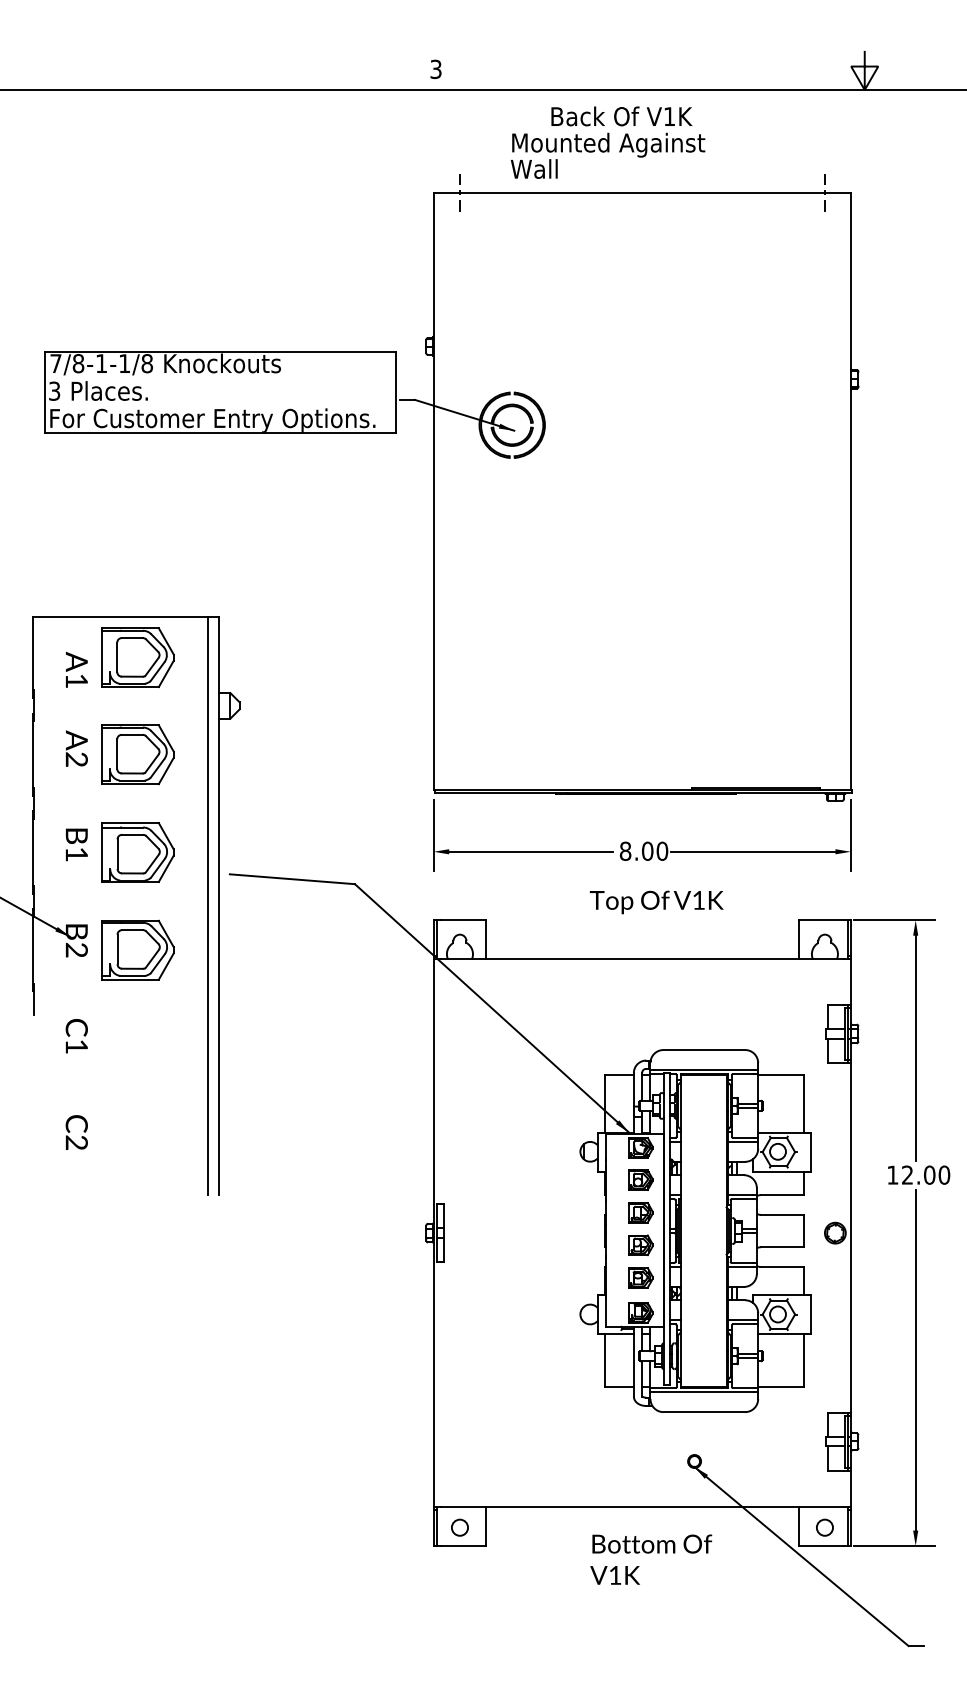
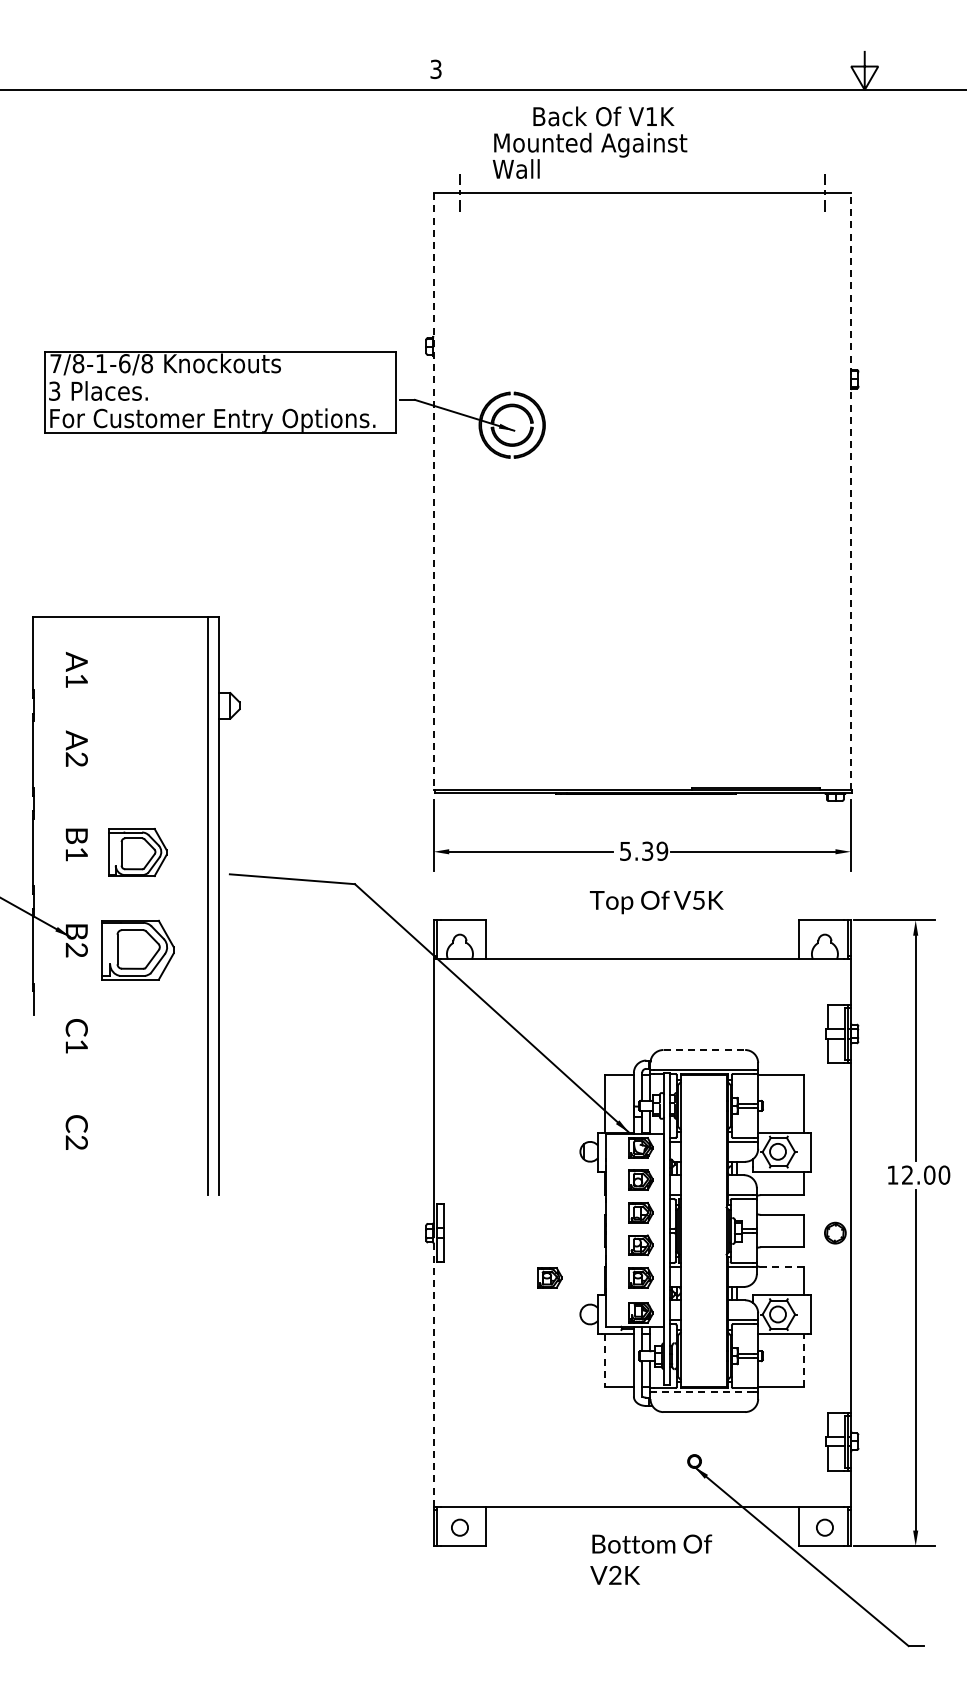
text position: (607, 142) -> (589, 142) (589, 142)
text: 7/8-1-1/8 -> 7/8-1-6/8 (124, 363)
line: solid -> dashed (850, 491)
line: solid -> dashed (433, 492)
part: present -> none (137, 657)
part: present -> none (137, 754)
text: 8.00 -> 5.39 (643, 850)
part size: 74x61 px -> 60x49 px (137, 852)
text: V1K -> V5K (698, 900)
line: solid -> dashed (704, 1050)
line: solid -> dashed (781, 1267)
part: none -> present (549, 1277)
line: solid -> dashed (604, 1360)
line: solid -> dashed (803, 1360)
line: solid -> dashed (433, 1372)
line: solid -> dashed (704, 1392)
text: V1K -> V2K (615, 1574)
